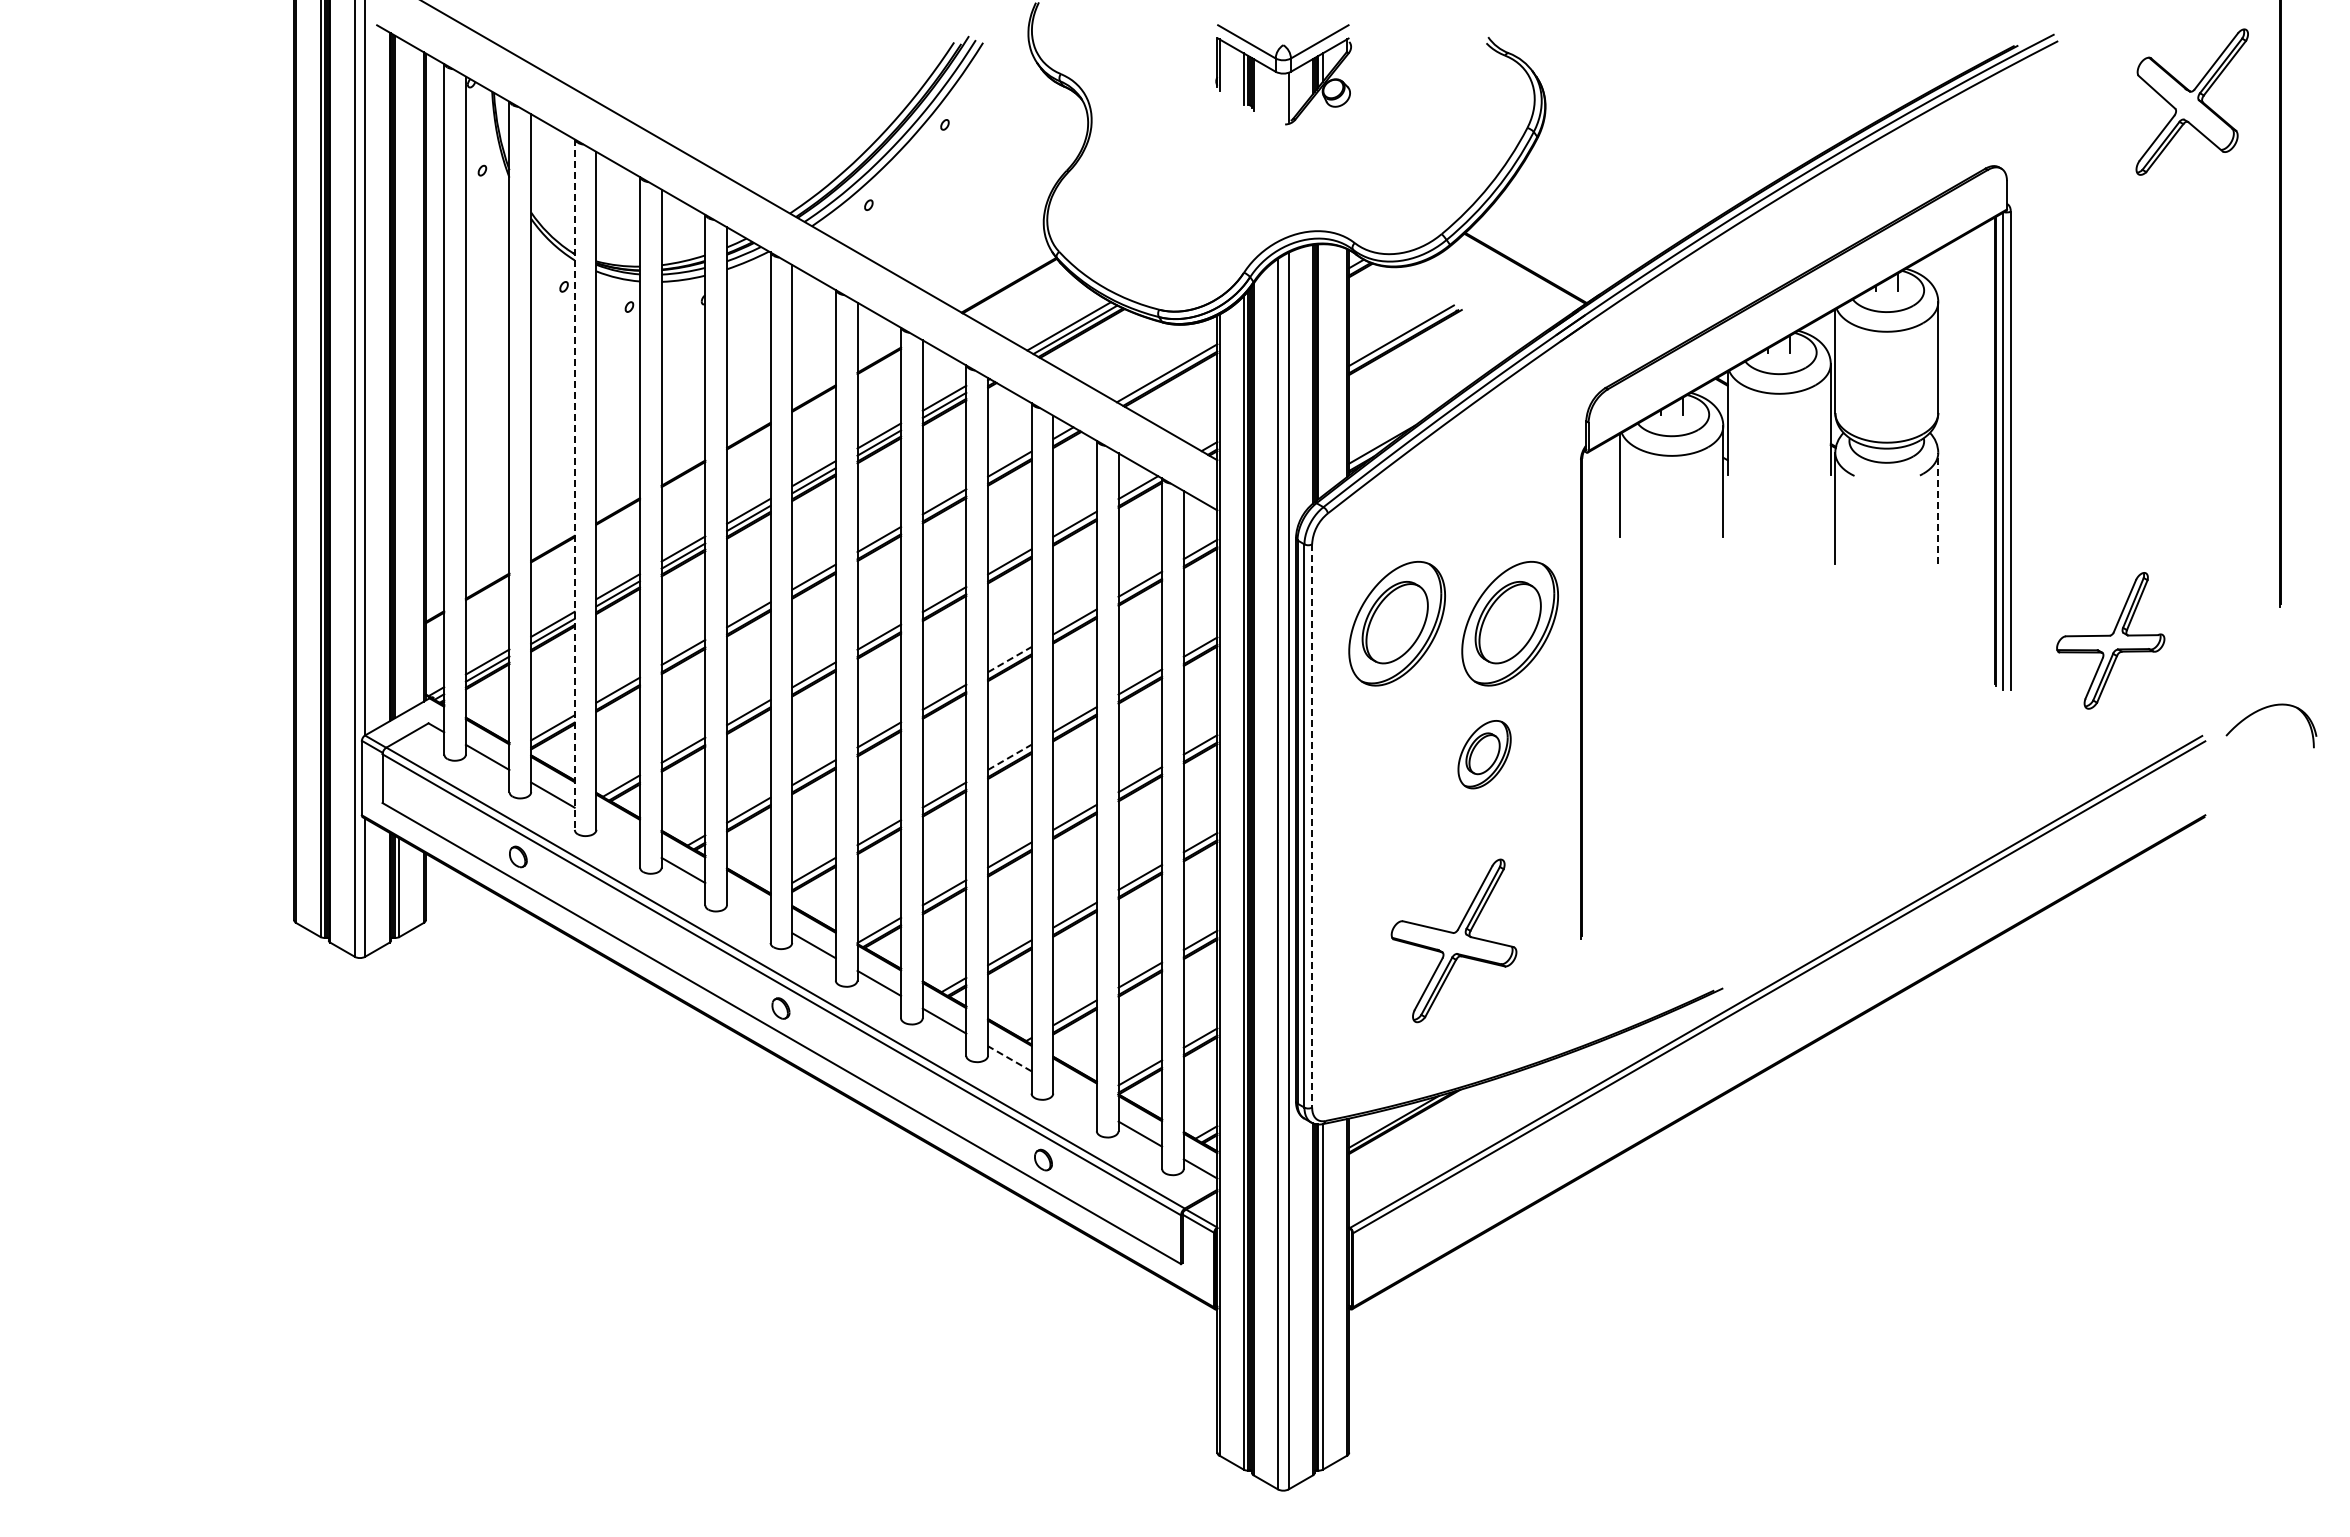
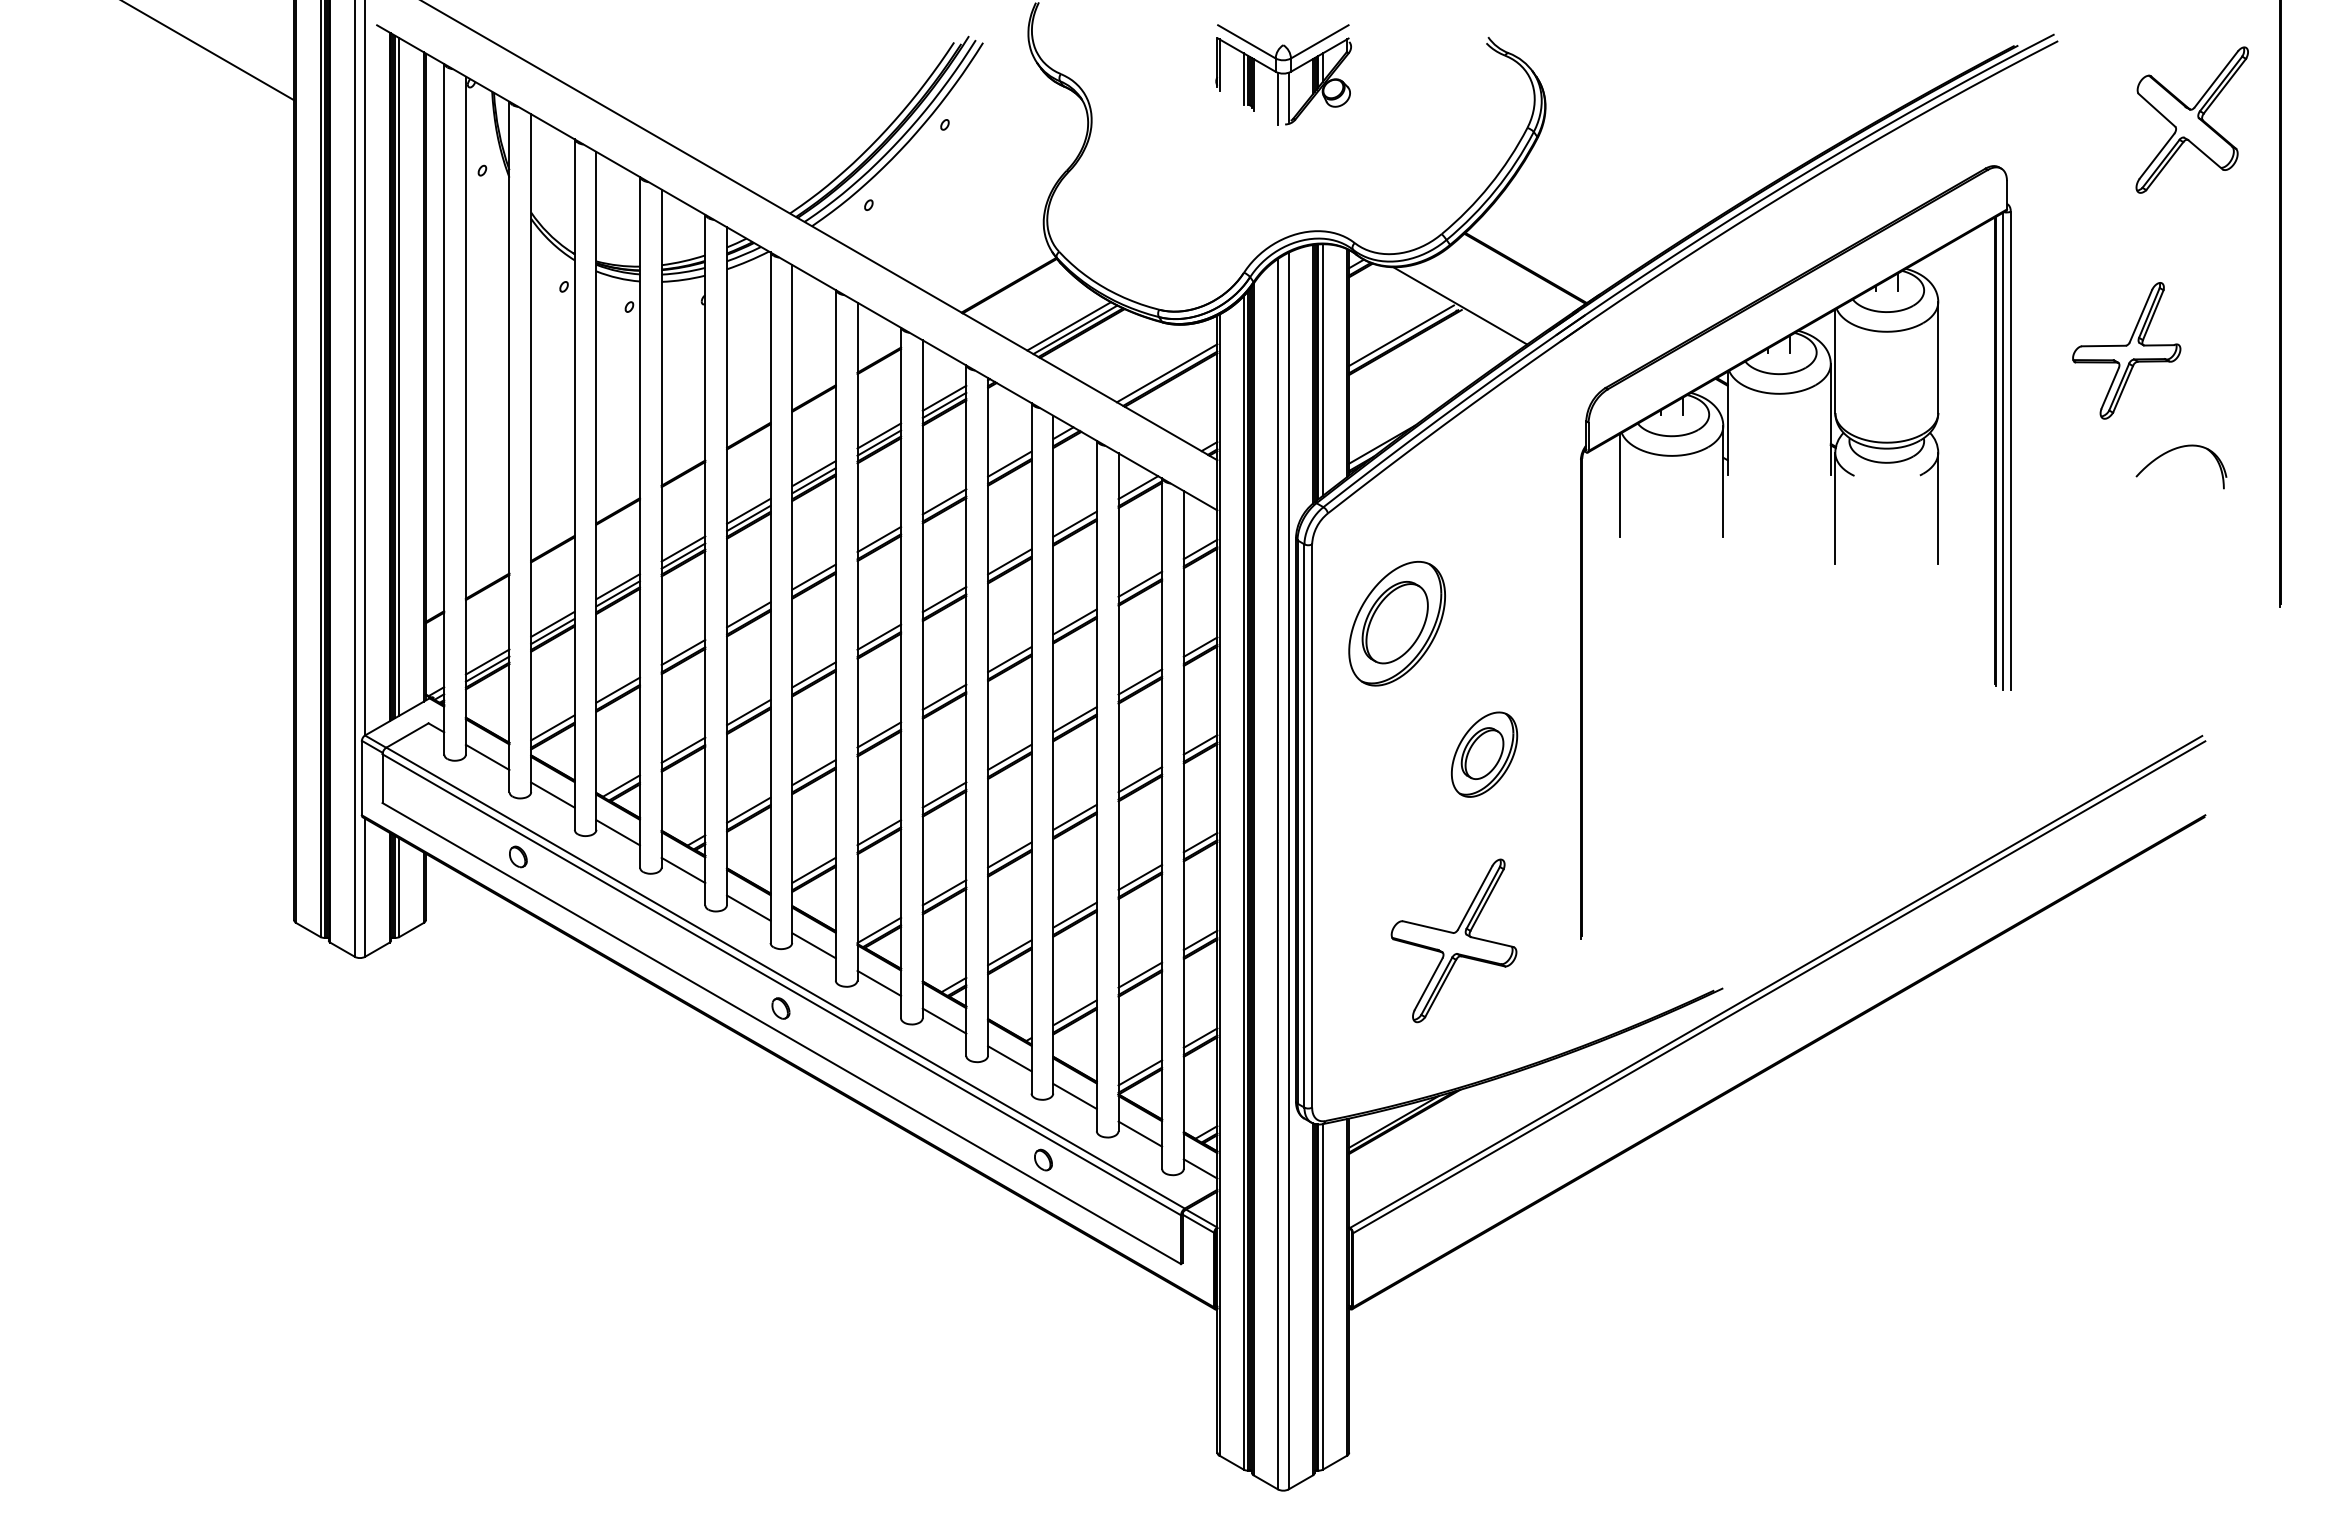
line: none -> present (209, 51)
line: none -> present (1277, 98)
part position: (2191, 101) -> (2191, 119) (2191, 119)
line: none -> present (1460, 305)
line: none -> present (1322, 369)
line: none -> present (399, 376)
line: dashed -> solid (574, 485)
line: dashed -> solid (1938, 507)
part: present -> none (1509, 623)
part position: (2110, 640) -> (2126, 350) (2126, 350)
line: dashed -> solid (1010, 659)
part position: (2266, 708) -> (2176, 449) (2176, 449)
part size: 55x70 px -> 68x87 px (1484, 754)
line: dashed -> solid (1010, 757)
line: dashed -> solid (1312, 825)
line: none -> present (617, 832)
line: none -> present (748, 907)
line: dashed -> solid (1009, 1058)
line: none -> present (1074, 1096)
